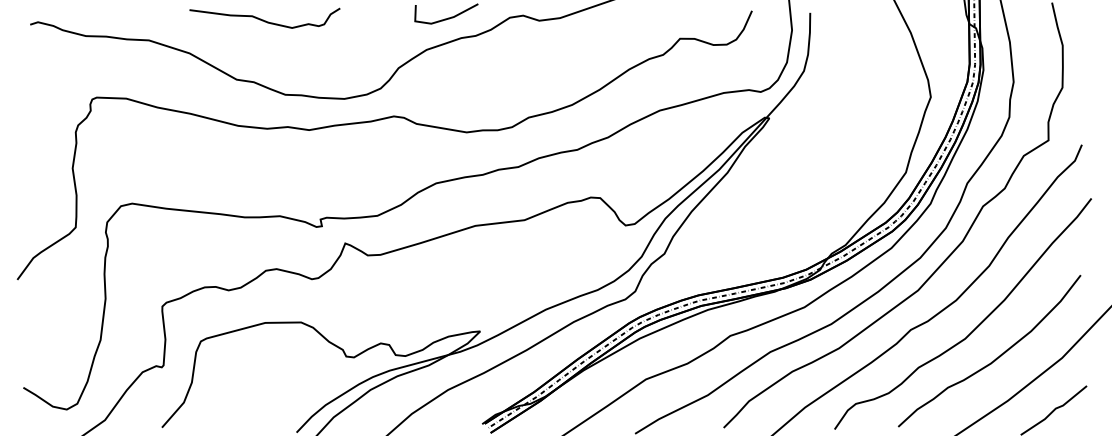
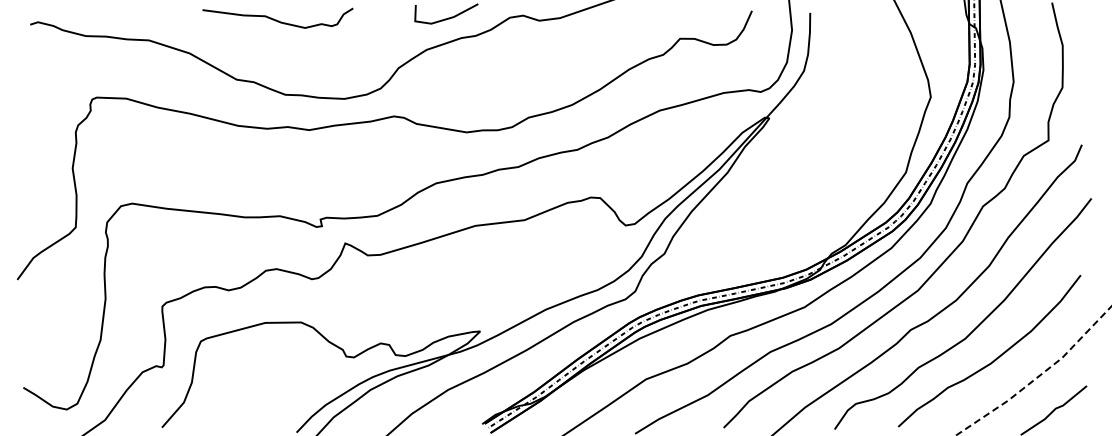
curve position: (263, 19) -> (276, 19) (276, 19)
line: solid -> dashed (1038, 376)
